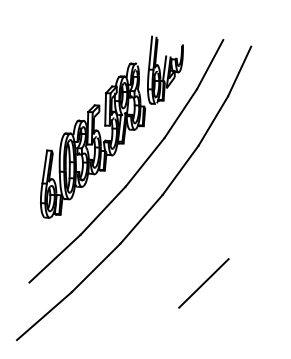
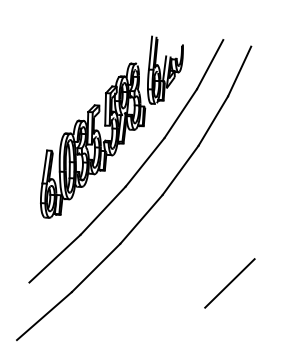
line position: (203, 283) -> (229, 283) (229, 283)
